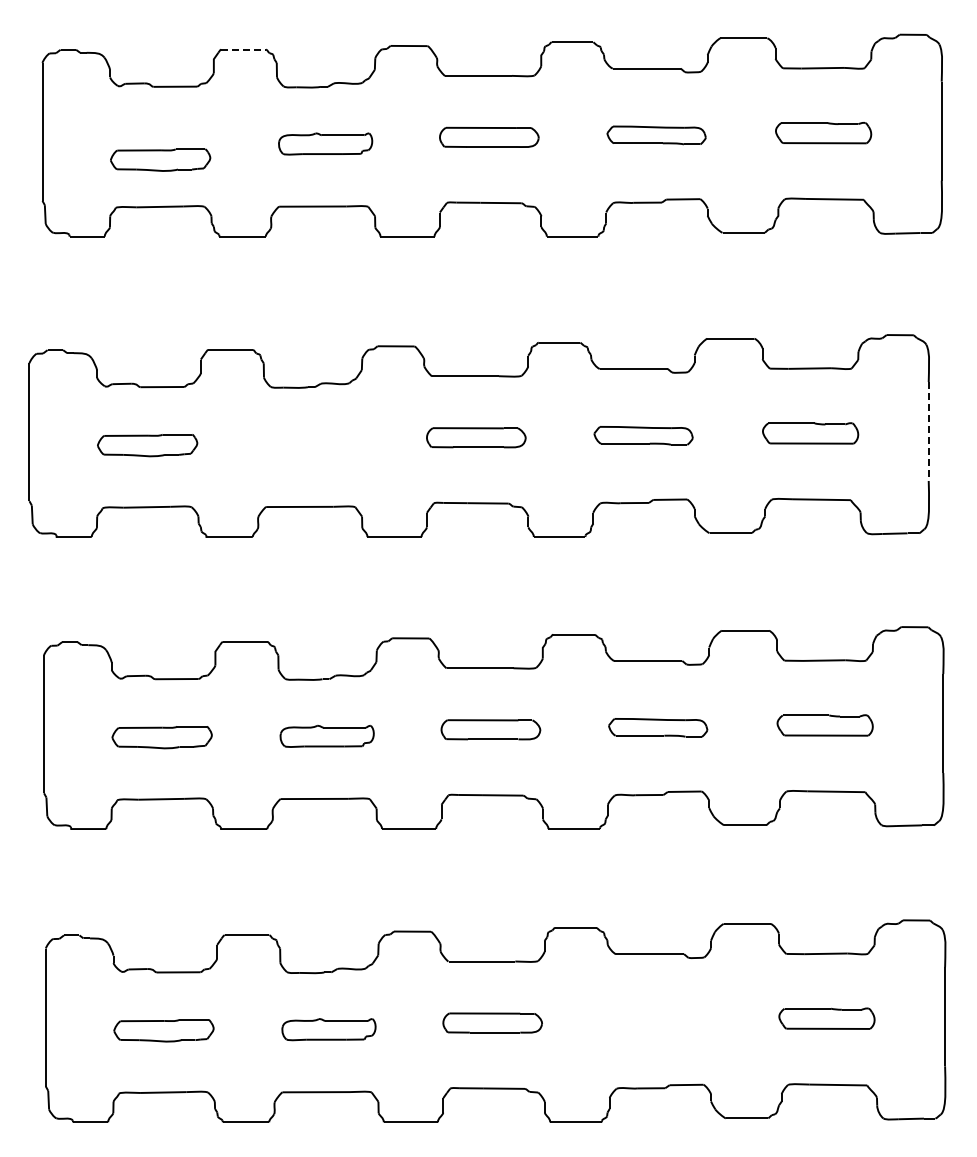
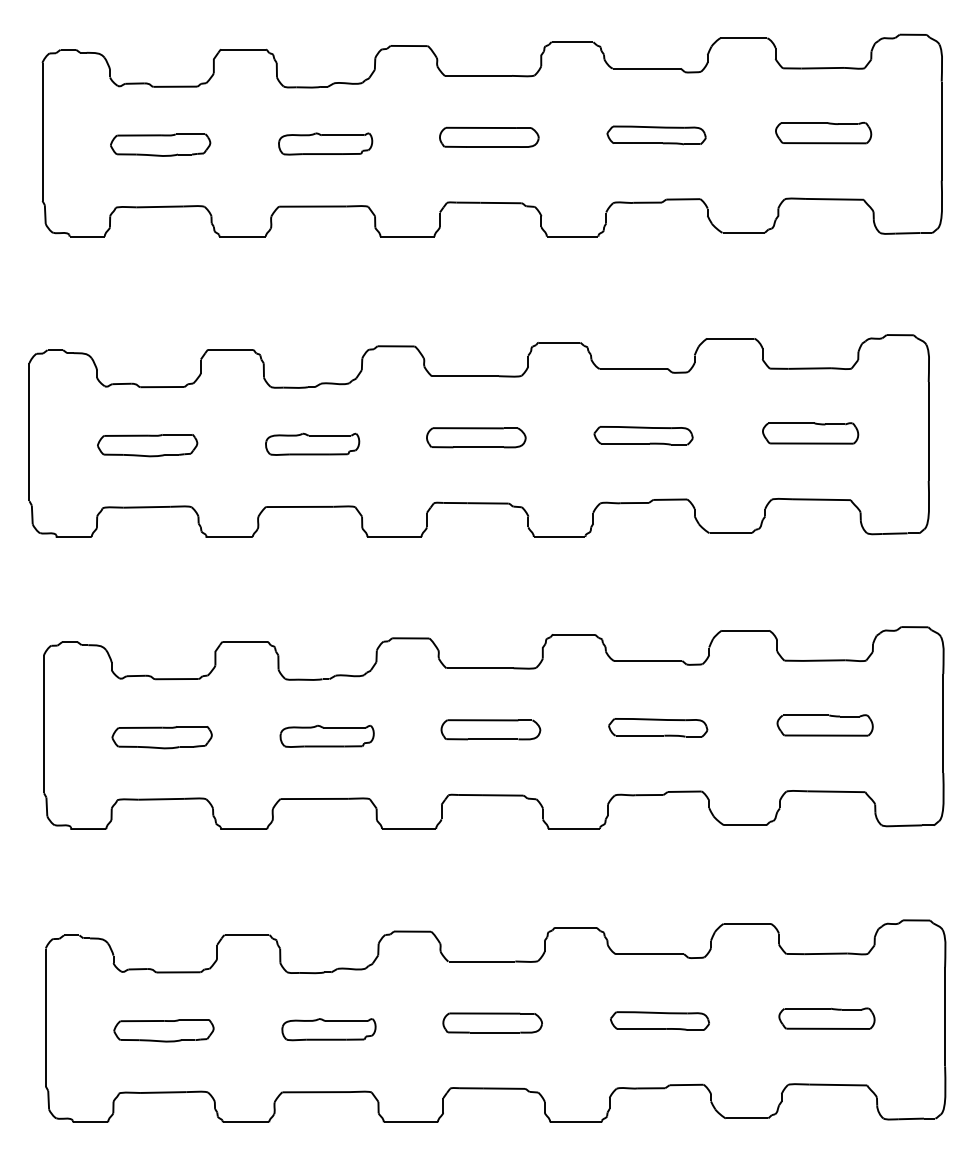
line: dashed -> solid (243, 49)
part position: (160, 159) -> (160, 144) (160, 144)
line: dashed -> solid (928, 432)
part: none -> present (312, 443)
part: none -> present (659, 1020)
